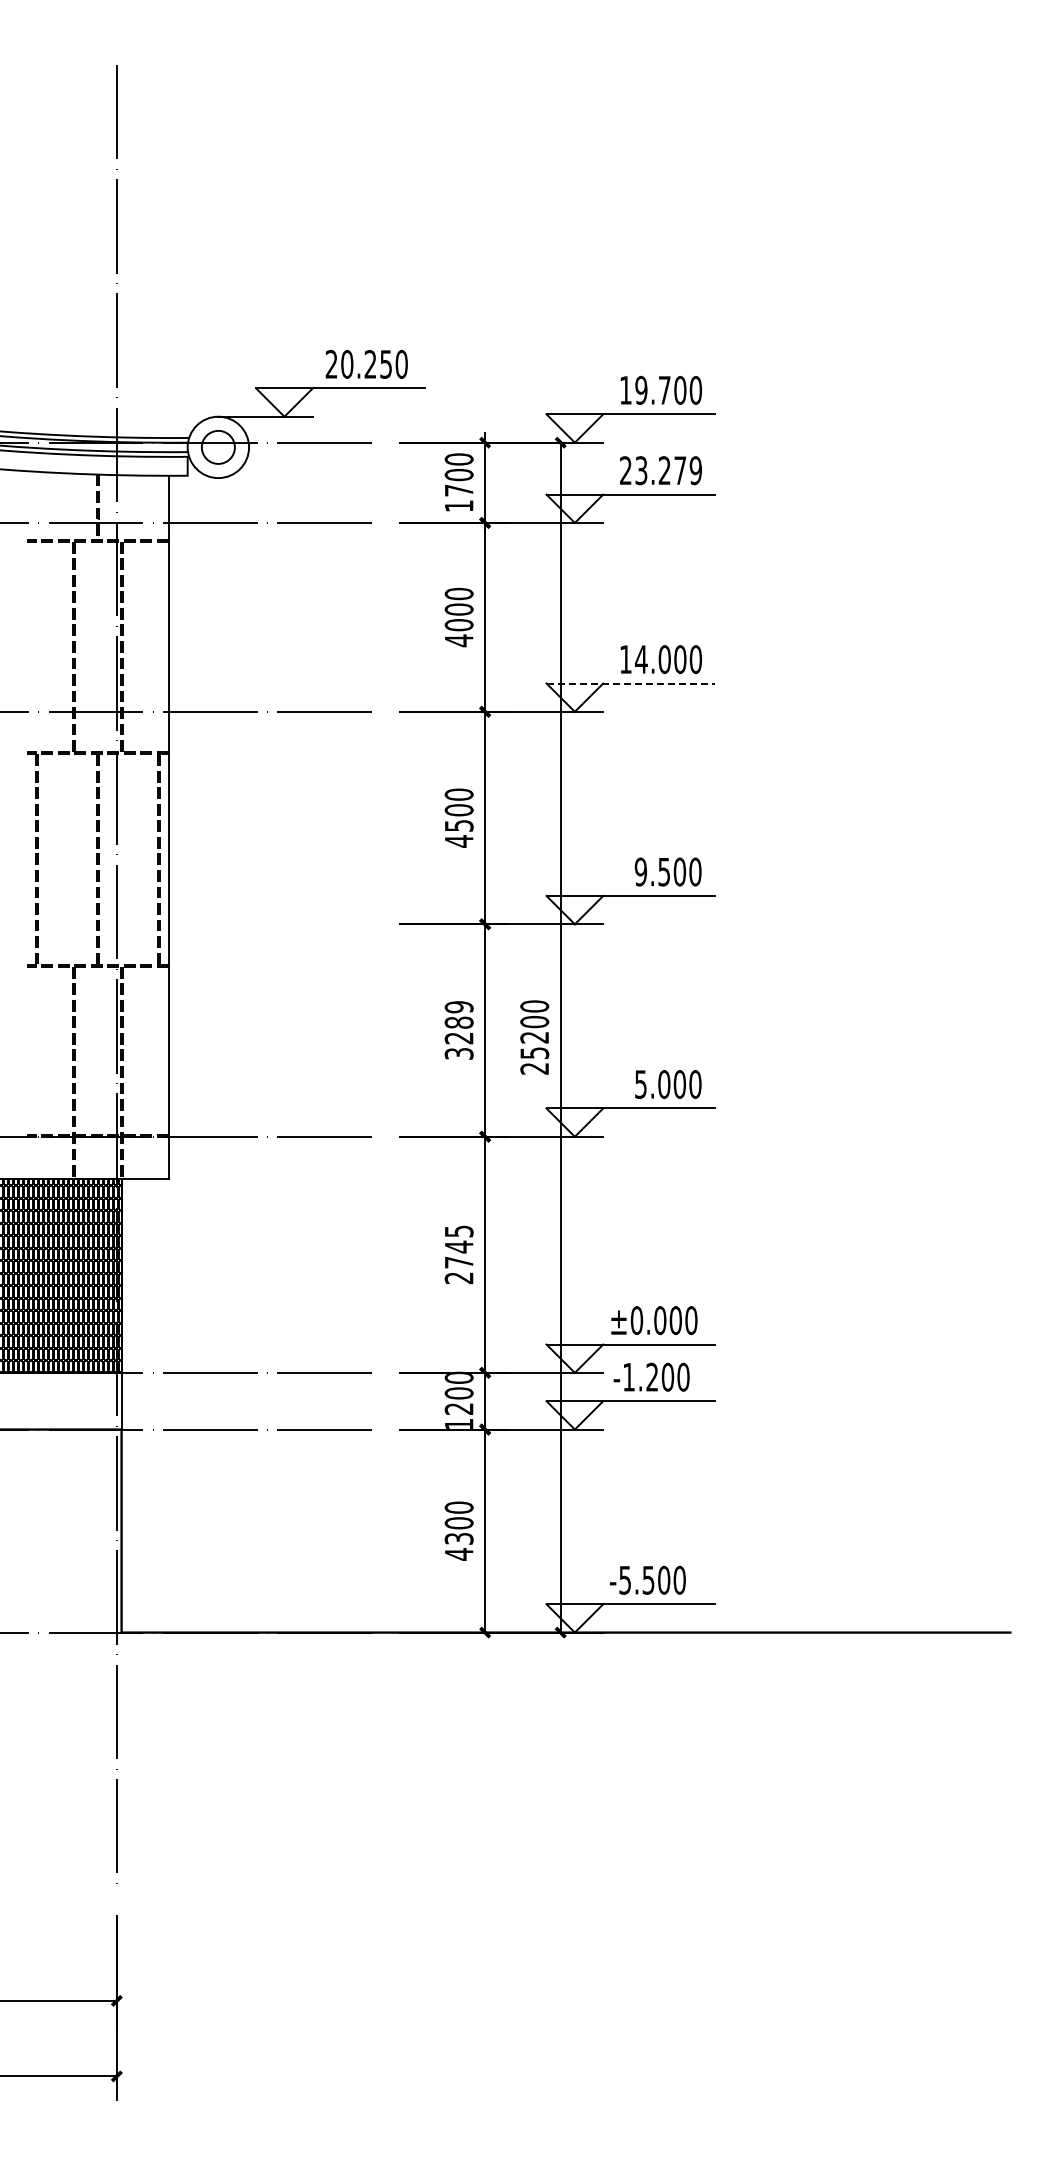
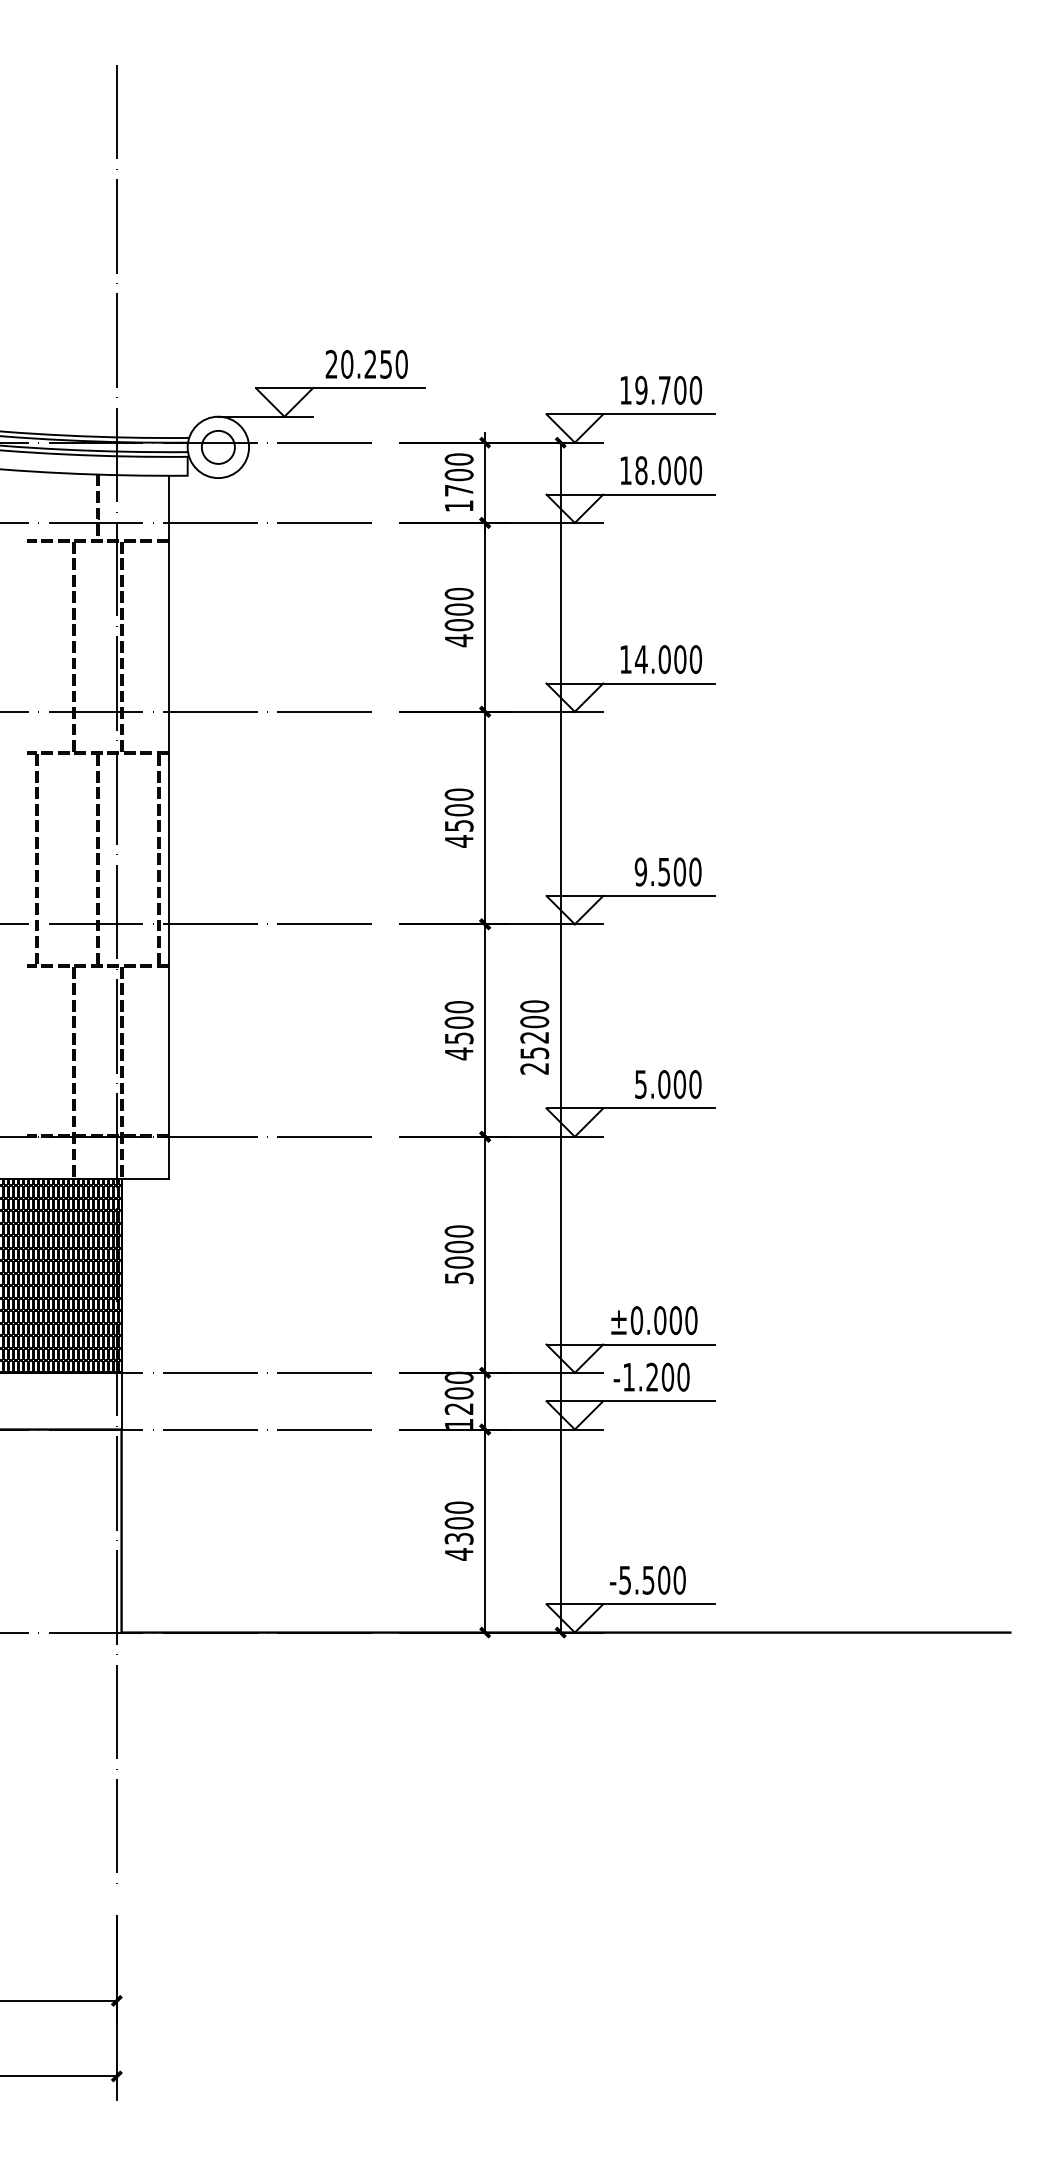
text: 23.279 -> 18.000 (661, 470)
line: dashed -> solid (631, 683)
line: none -> present (186, 924)
text: 3289 -> 4500 (458, 1030)
text: 2745 -> 5000 (458, 1254)
